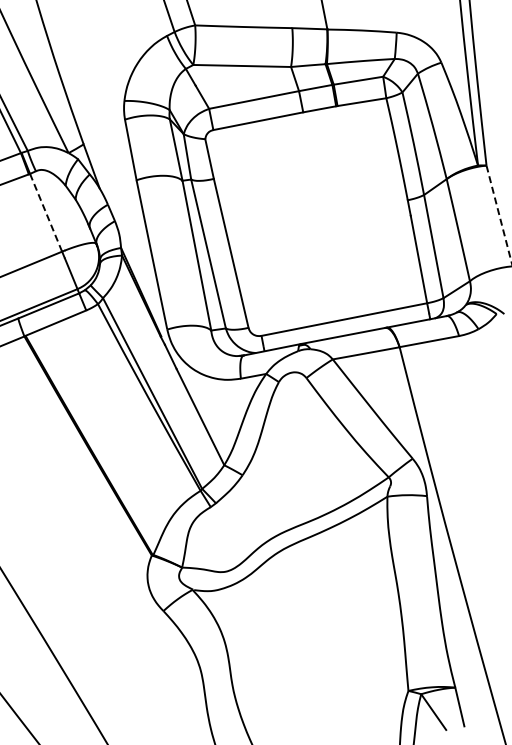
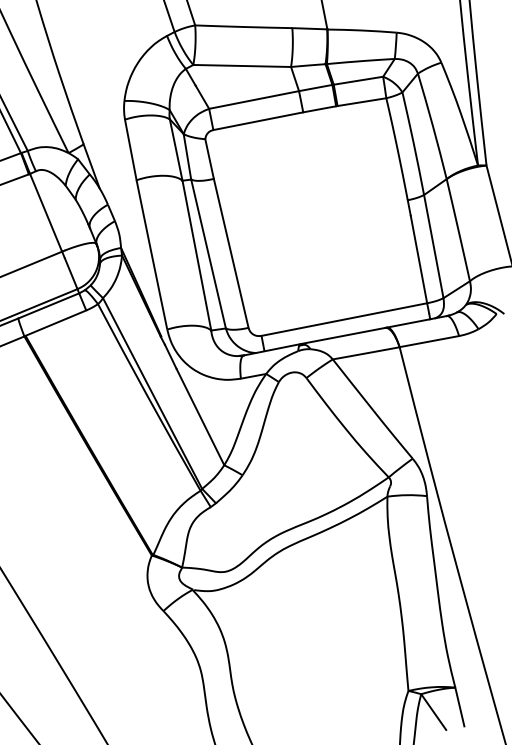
line: dashed -> solid (46, 213)
line: dashed -> solid (499, 214)
